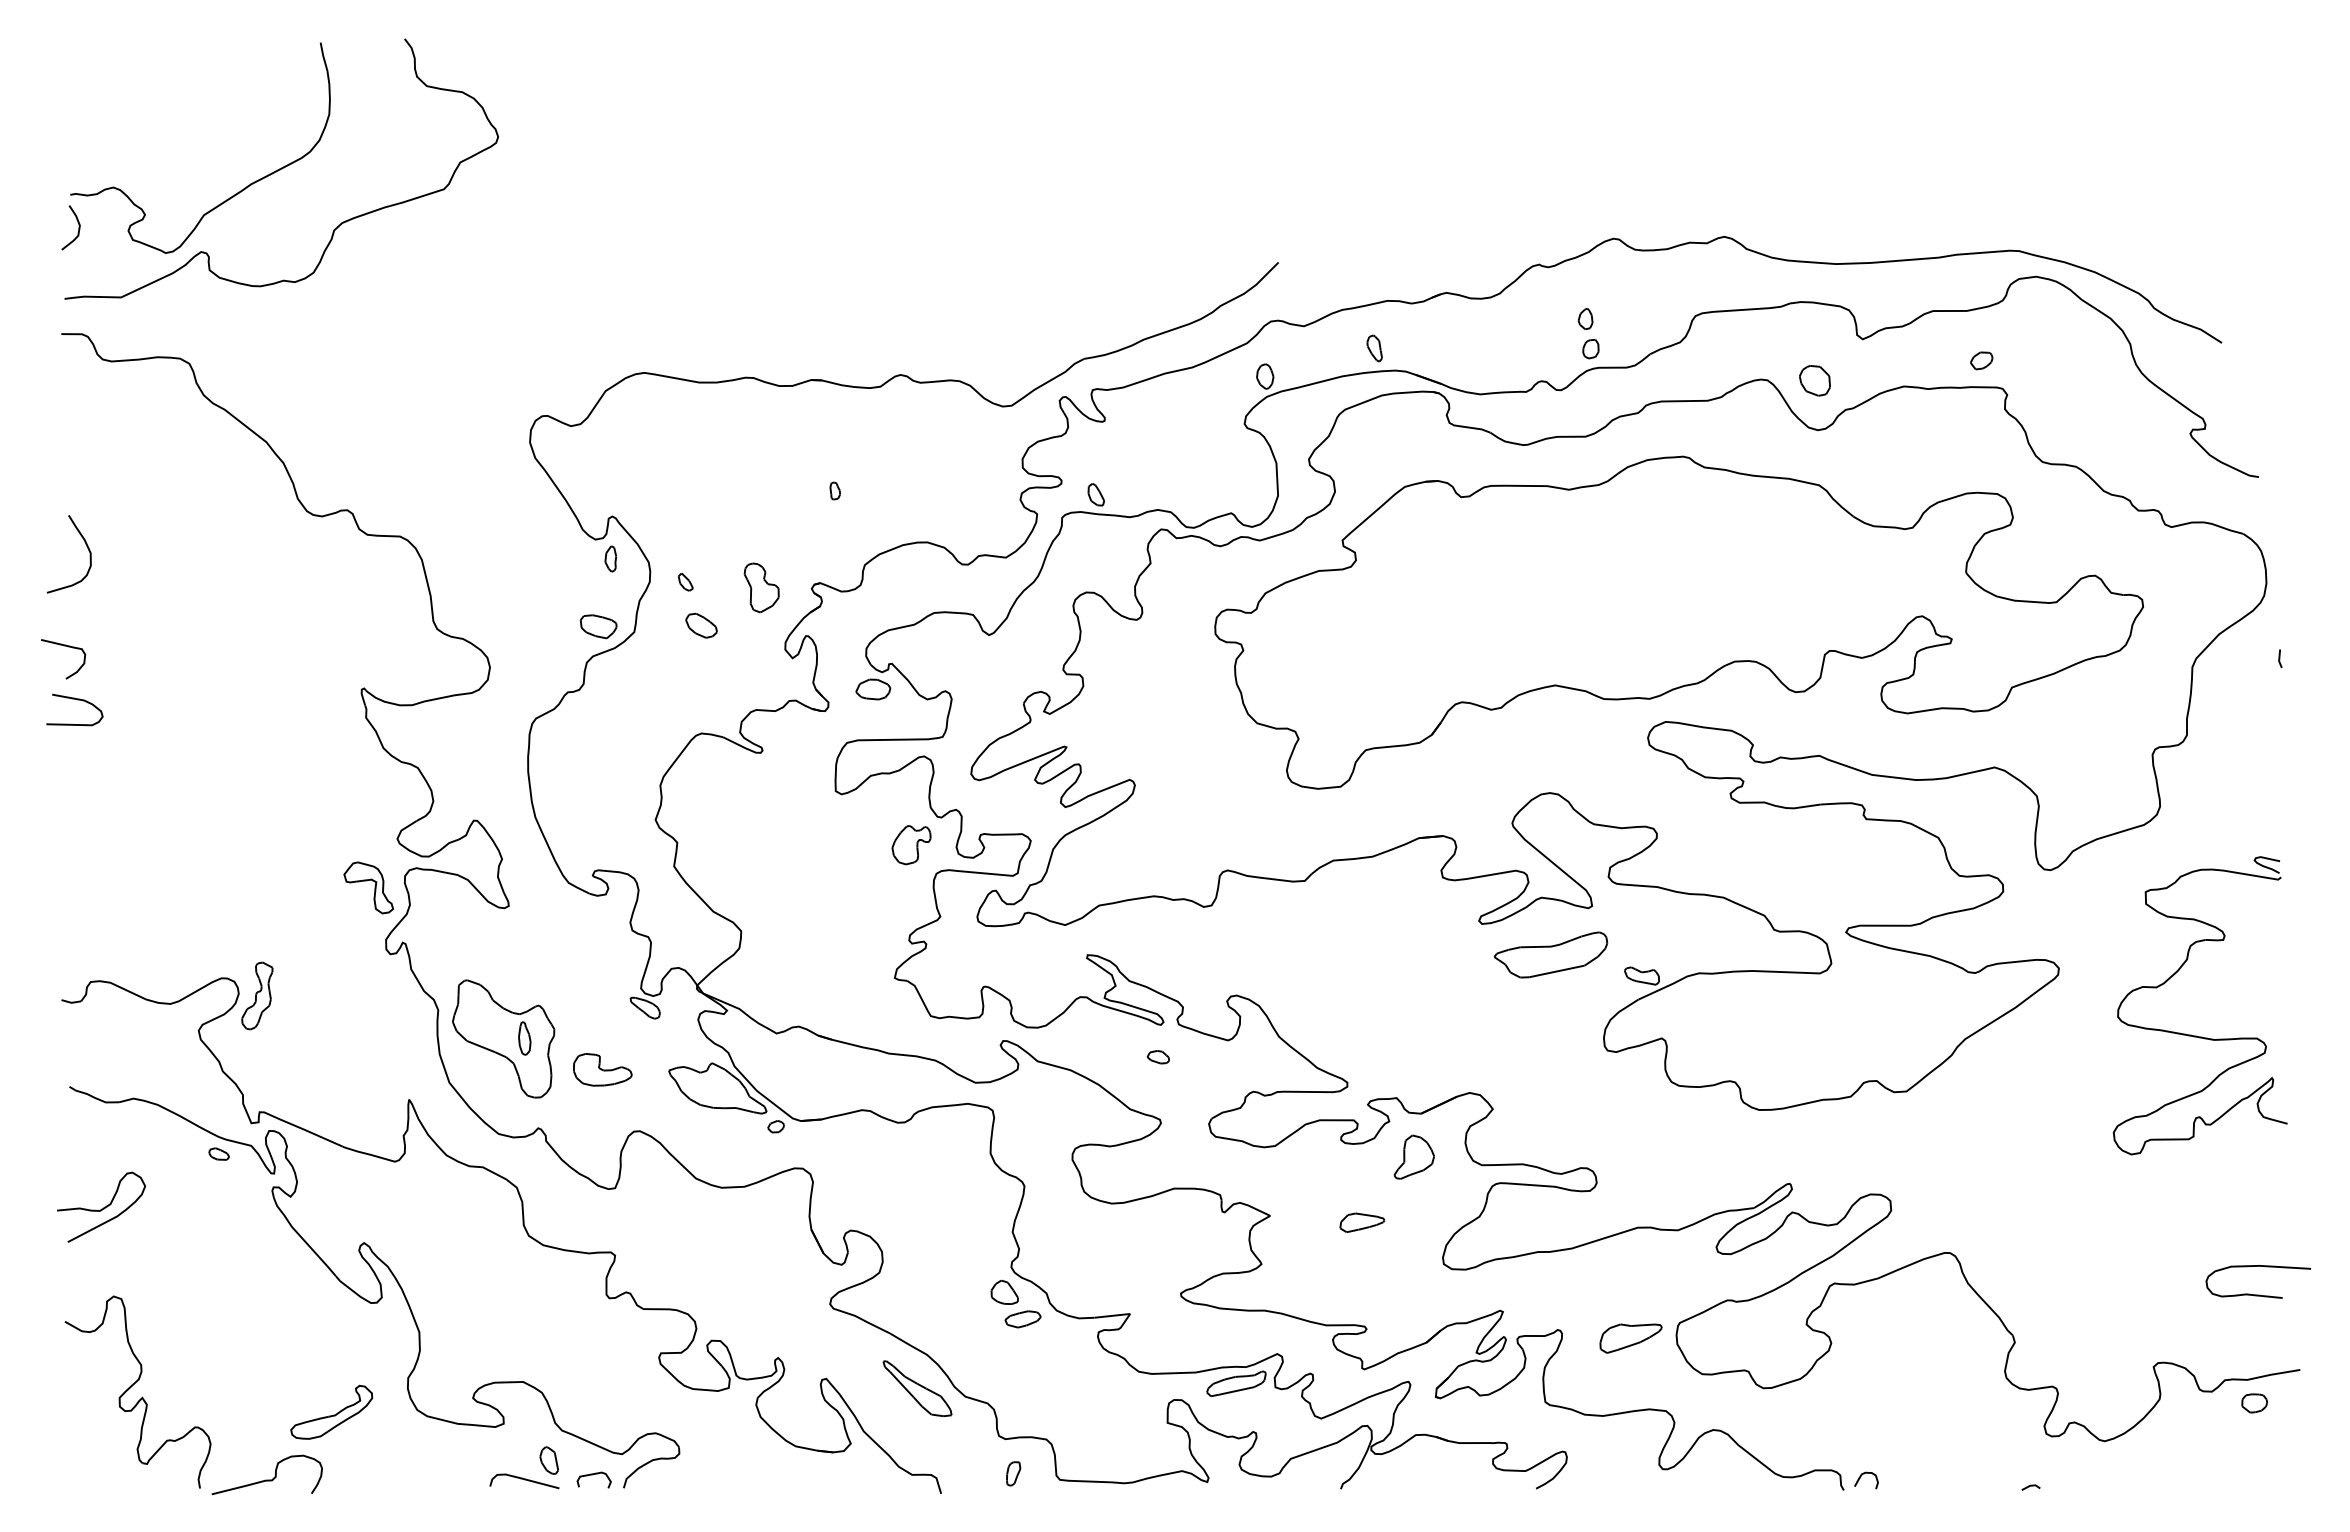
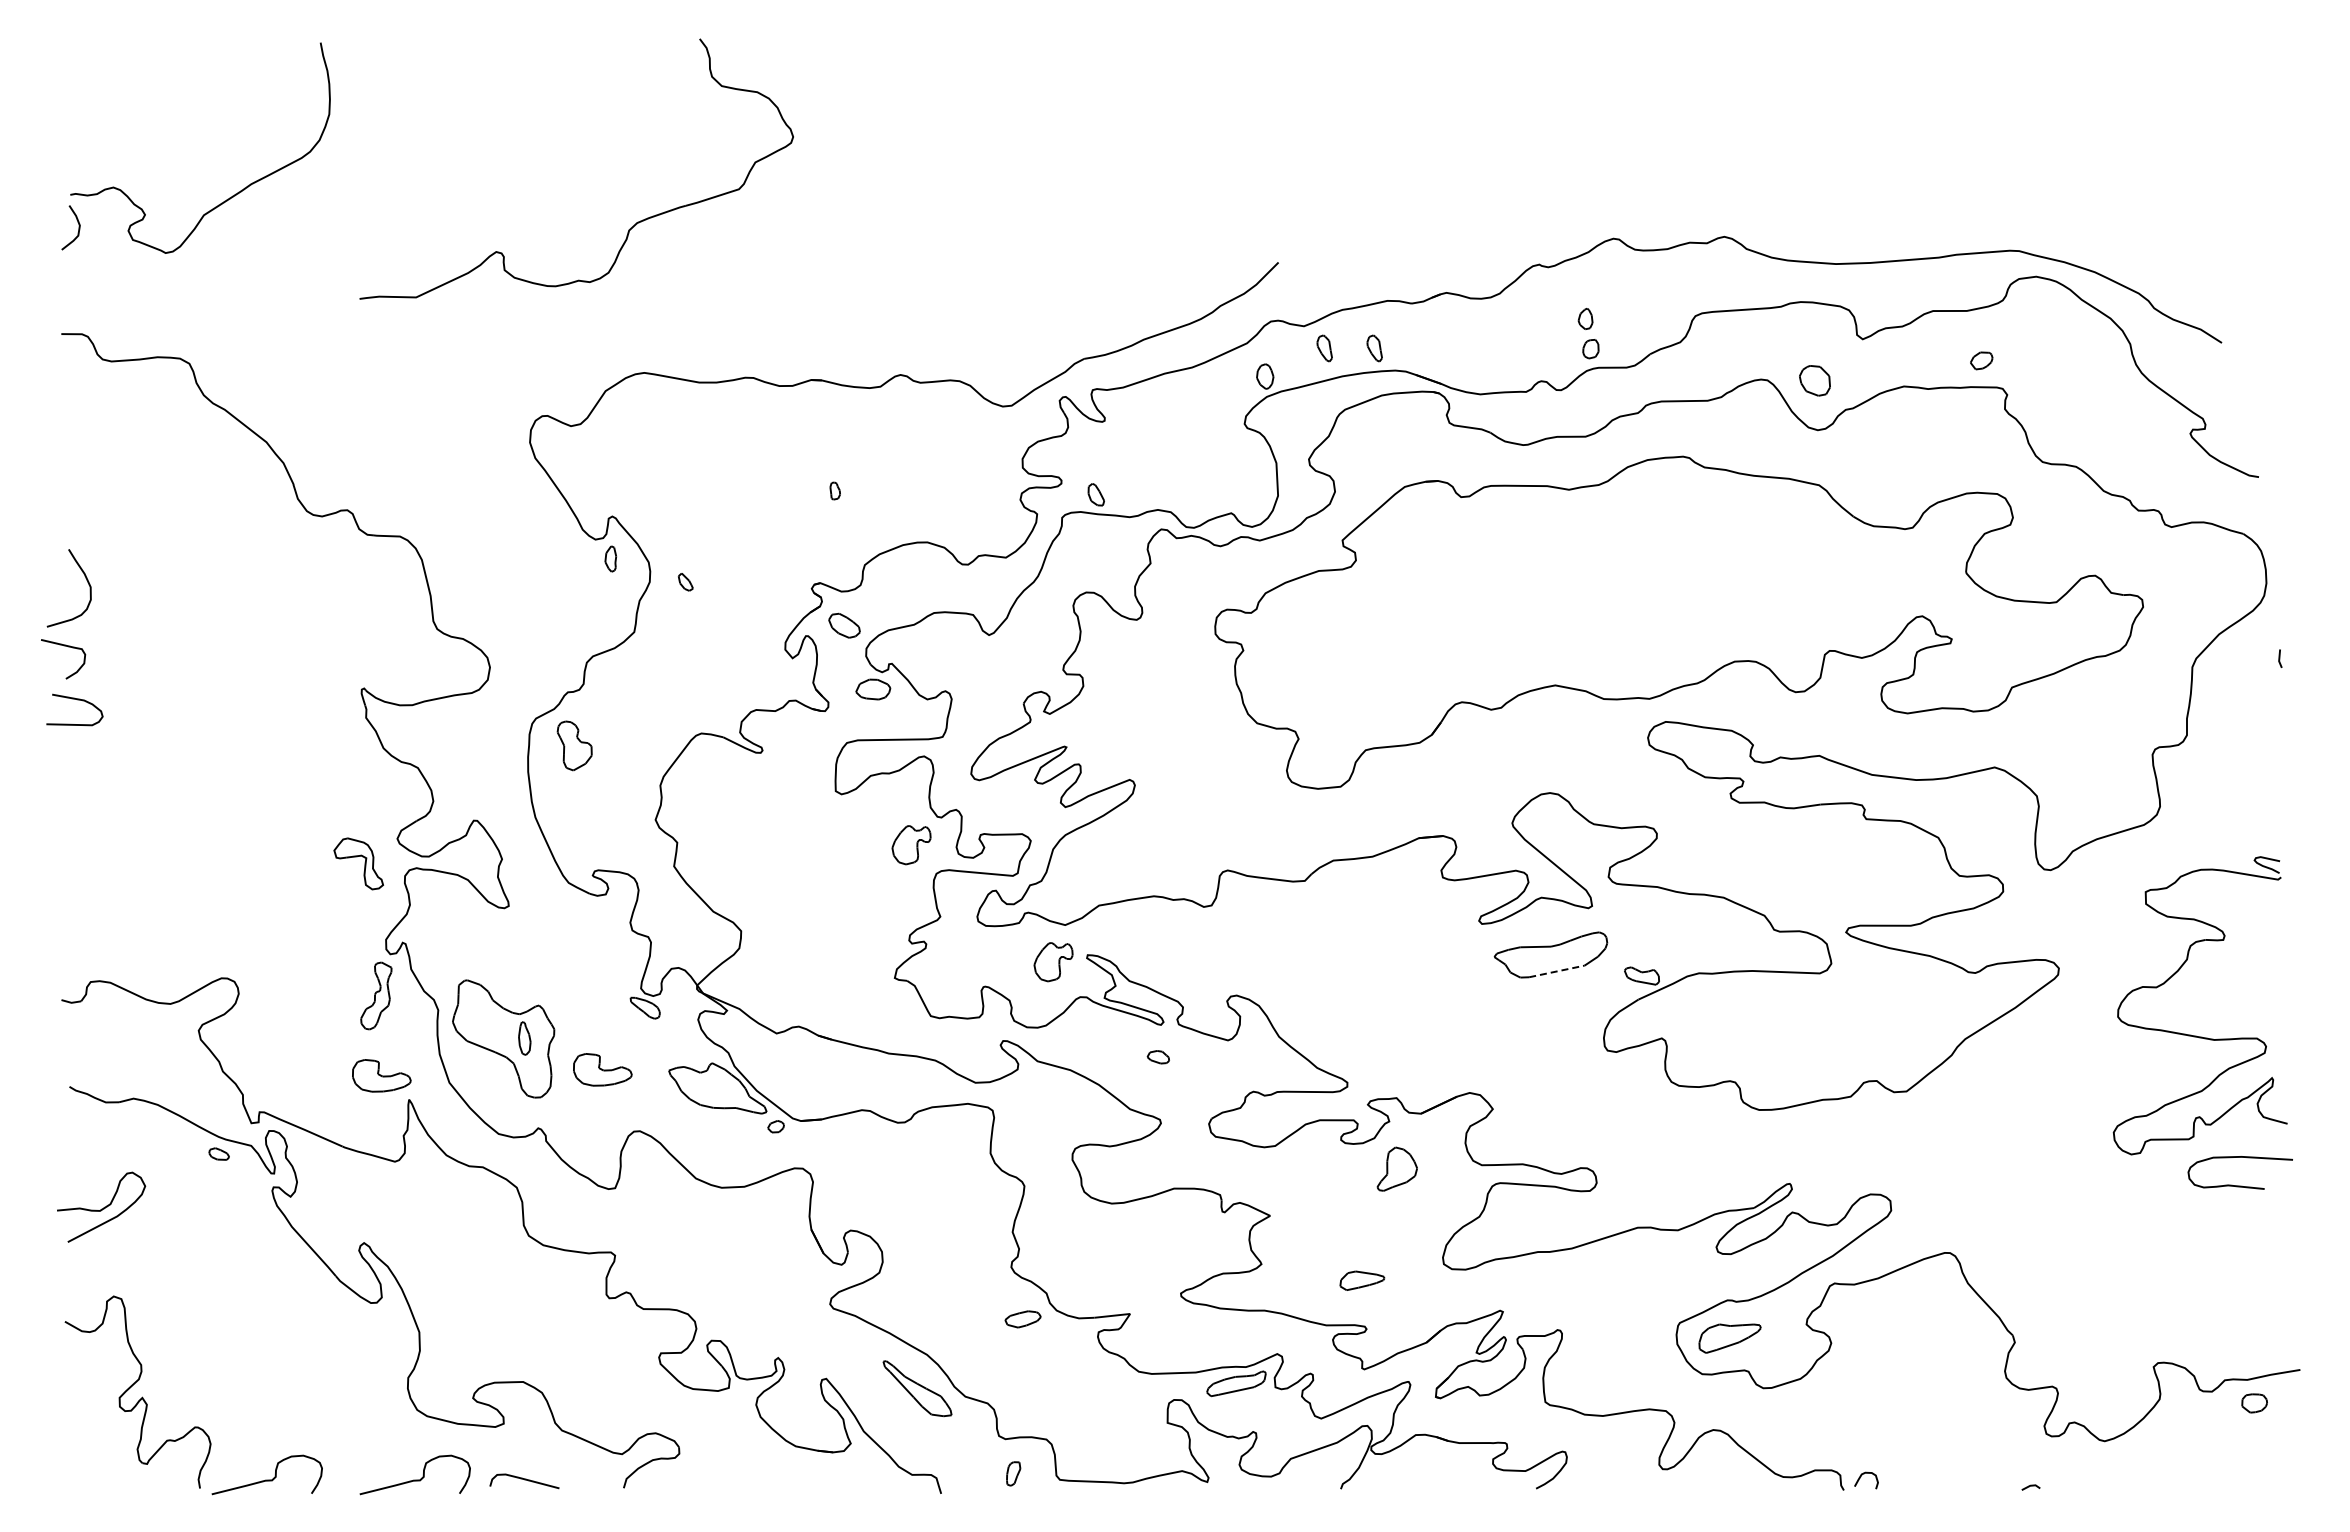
part position: (335, 227) -> (630, 227) (630, 227)
part: none -> present (1324, 348)
curve position: (86, 546) -> (86, 580) (86, 580)
part position: (761, 587) -> (574, 745) (574, 745)
part position: (701, 625) -> (844, 625) (844, 625)
part: present -> none (598, 626)
part position: (368, 887) -> (358, 863) (358, 863)
part: none -> present (1053, 962)
line: solid -> dashed (1557, 971)
part position: (257, 995) -> (376, 995) (376, 995)
part: none -> present (381, 1075)
part position: (1413, 1156) -> (1396, 1168) (1396, 1168)
part position: (1362, 1222) -> (1362, 1280) (1362, 1280)
part: present -> none (1004, 1292)
curve position: (2257, 1294) -> (2239, 1185) (2239, 1185)
part position: (1630, 1338) -> (1729, 1338) (1729, 1338)
part: present -> none (331, 1411)
part: present -> none (548, 1460)
curve: present -> none (593, 1475)
curve: none -> present (414, 1479)
